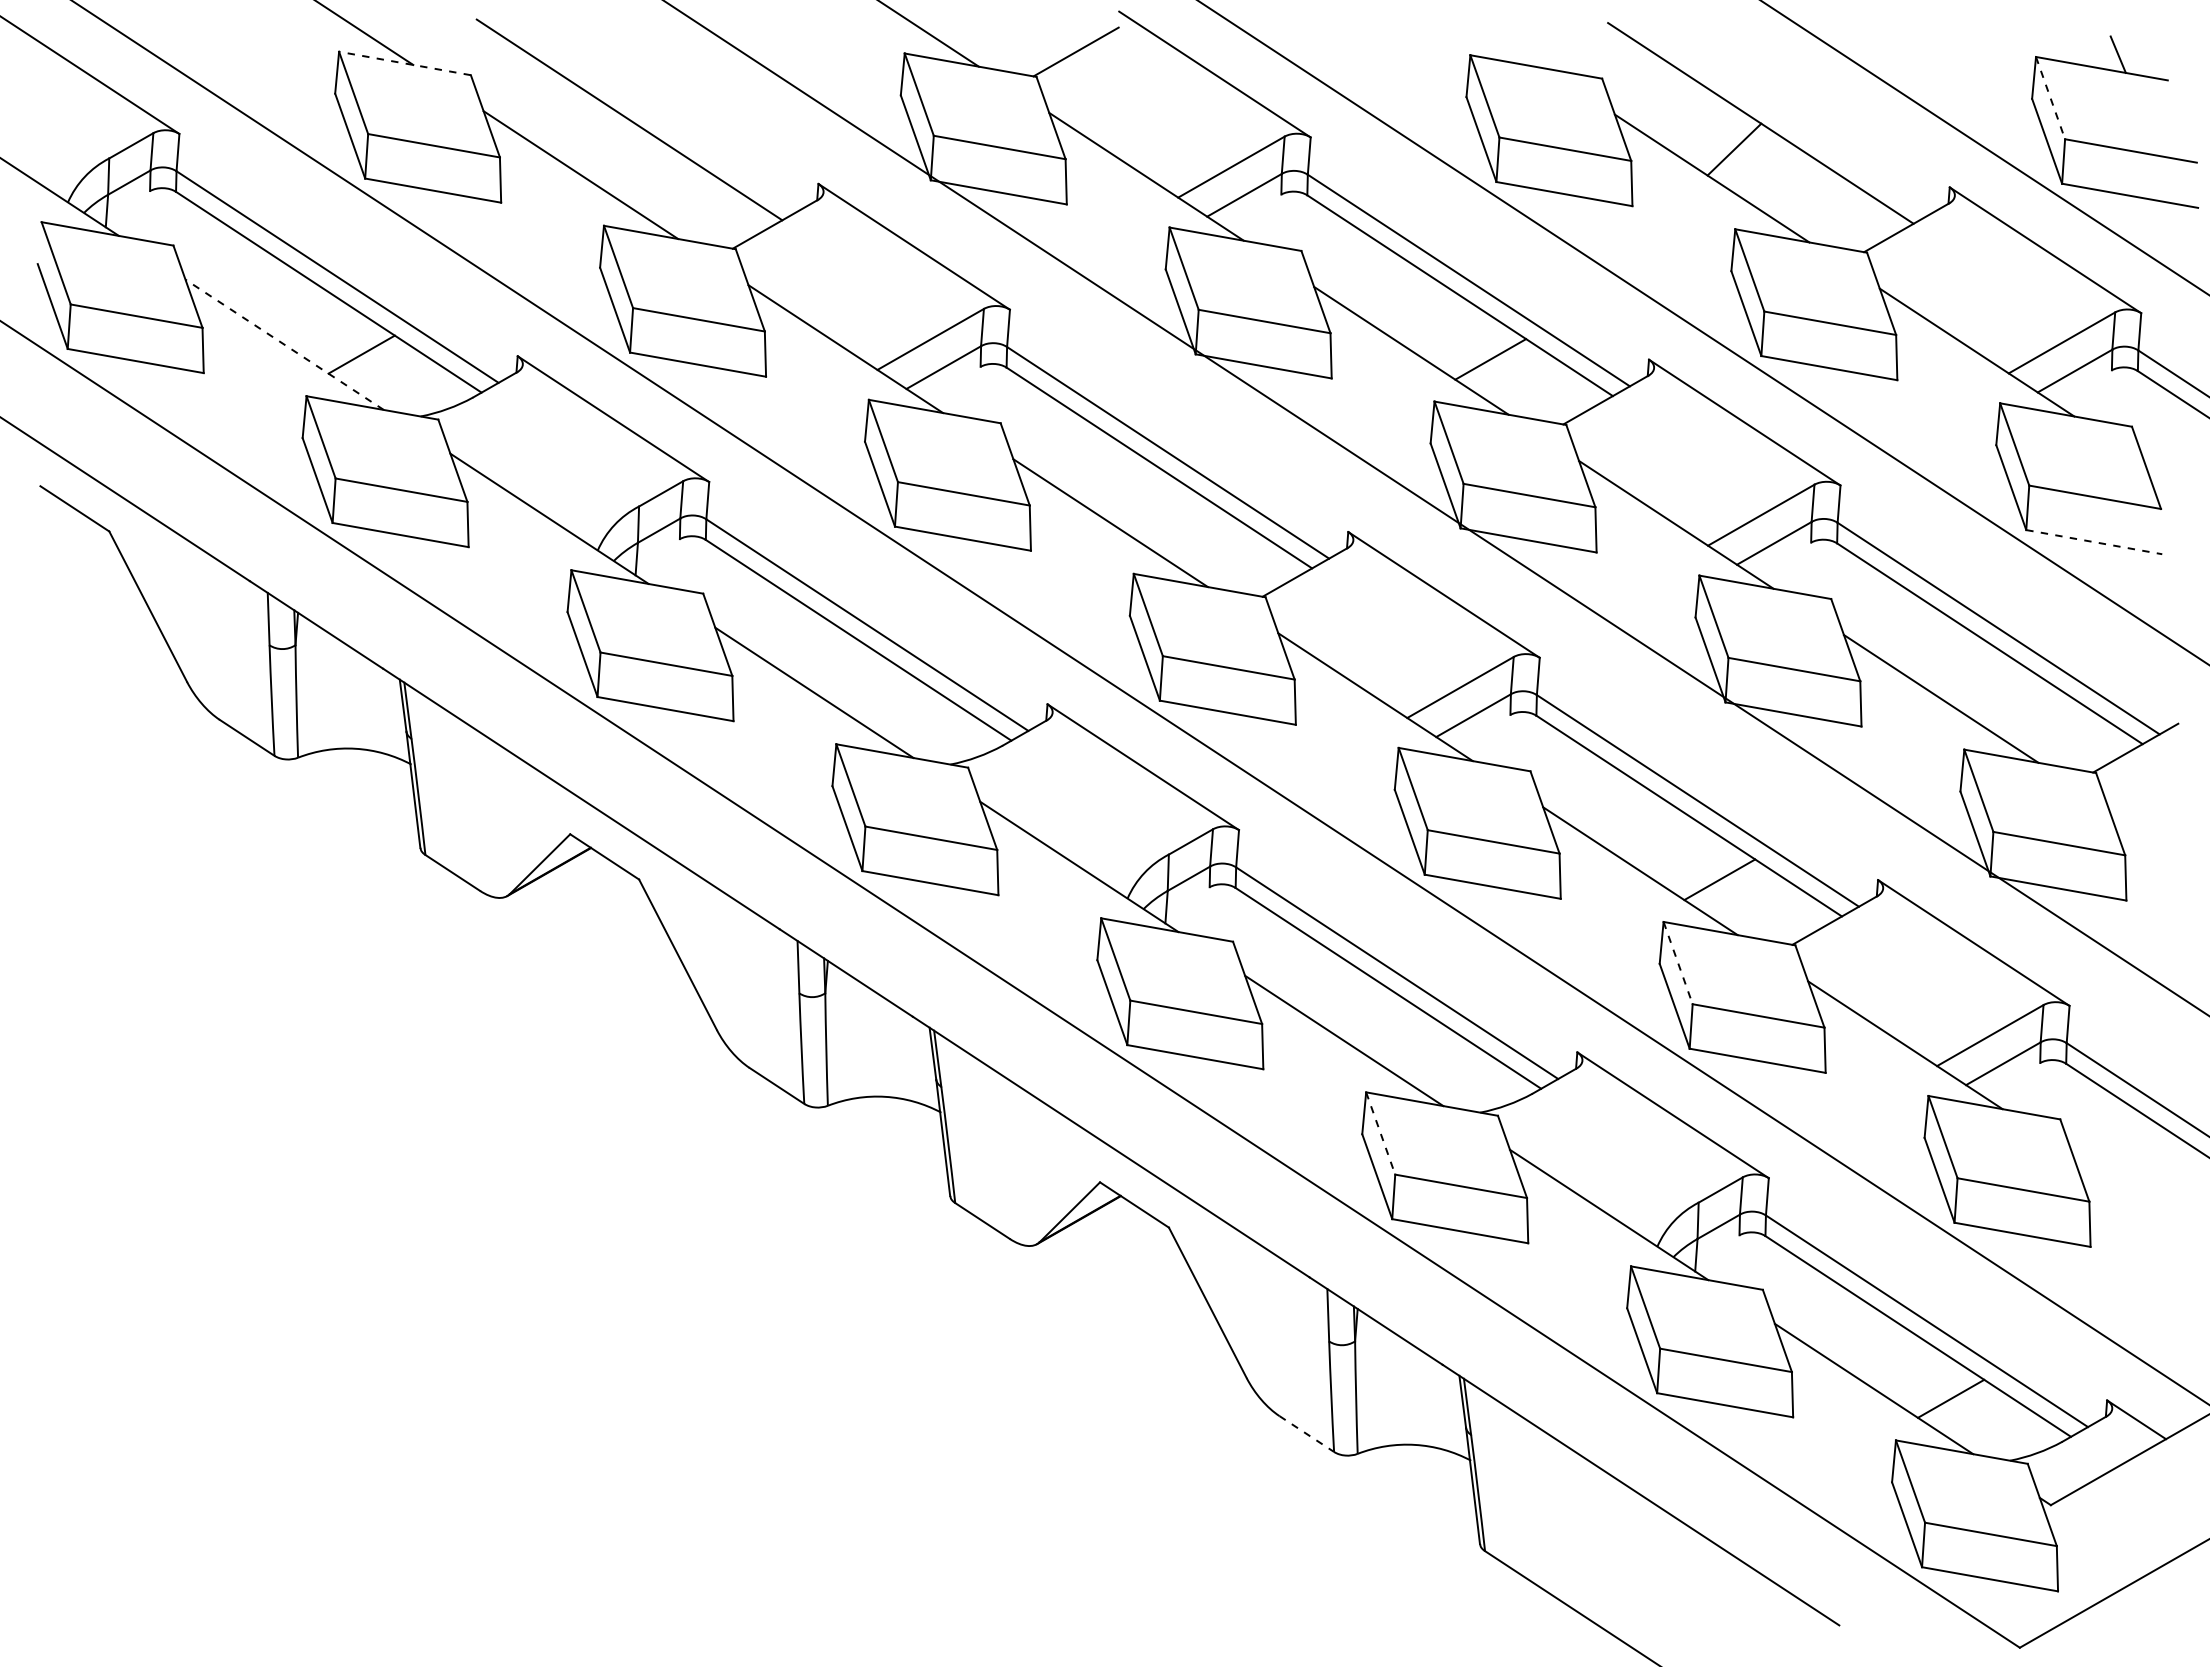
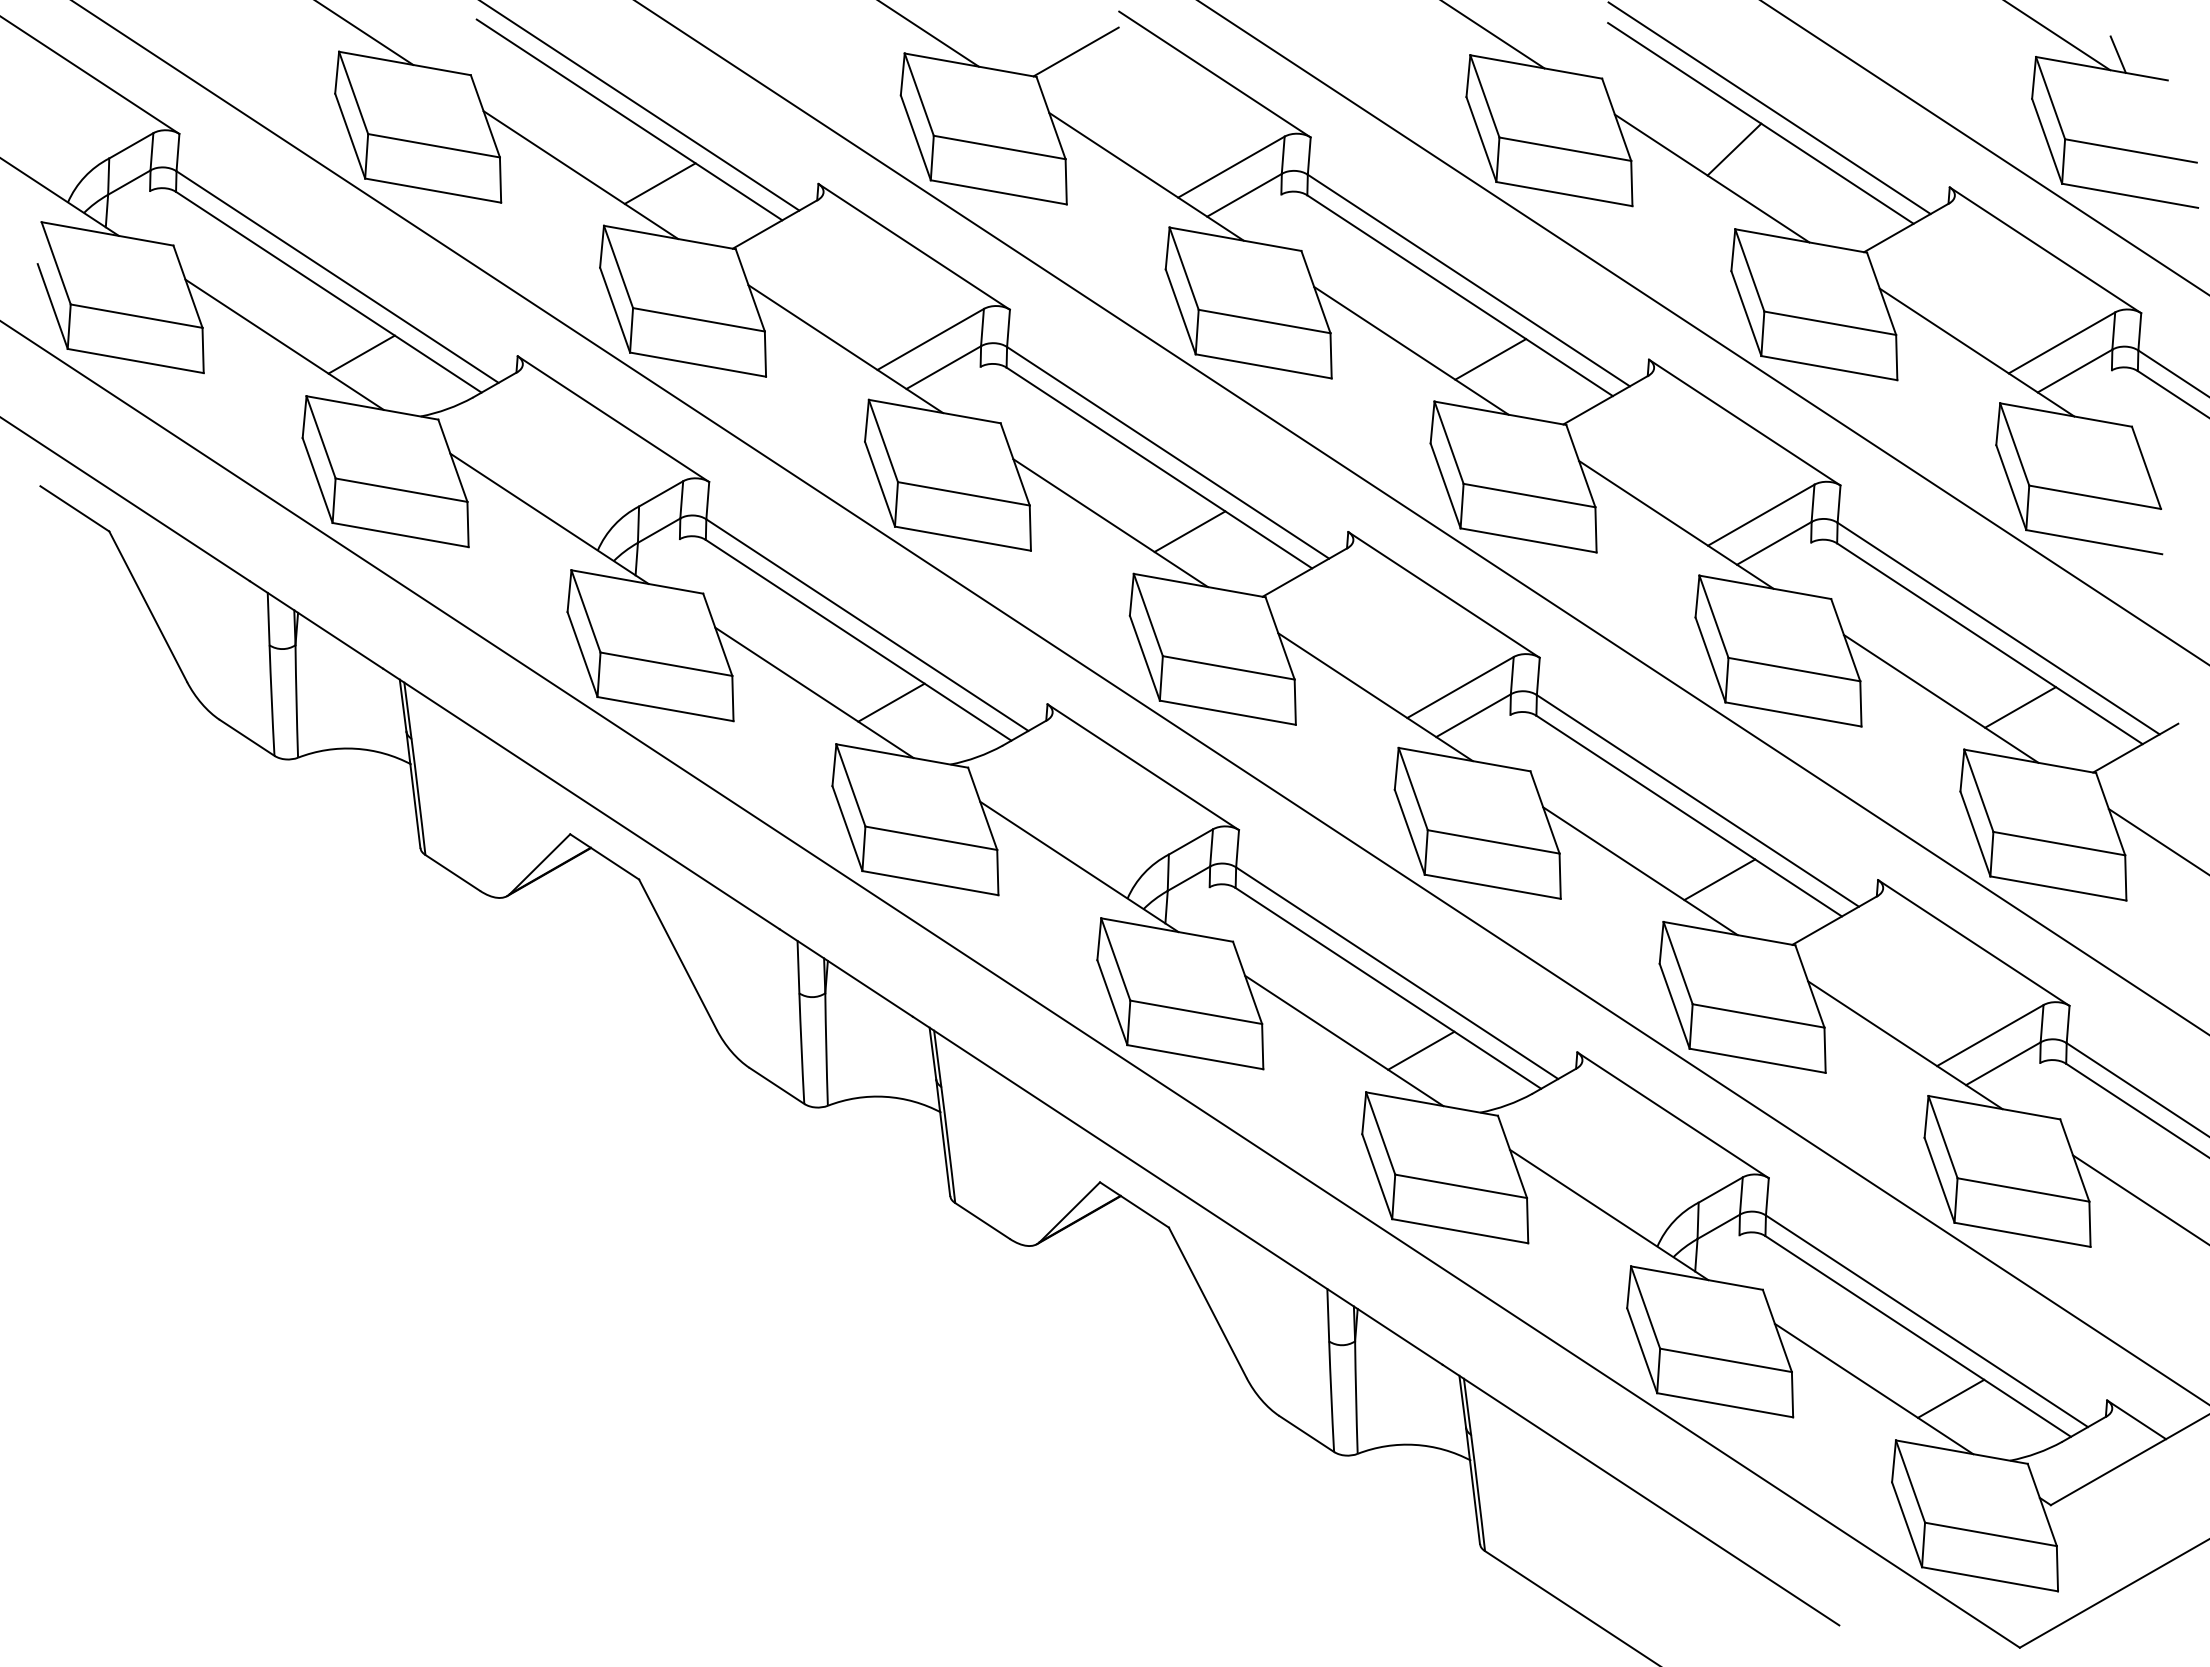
line: none -> present (1493, 35)
line: none -> present (2058, 36)
line: dashed -> solid (405, 63)
line: dashed -> solid (2050, 98)
line: none -> present (640, 106)
line: none -> present (1769, 108)
line: none -> present (659, 183)
line: dashed -> solid (284, 344)
line position: (1435, 508) -> (1421, 517) (1421, 517)
line: none -> present (1189, 531)
line: dashed -> solid (2094, 542)
line: none -> present (891, 702)
line: none -> present (2020, 707)
line: none -> present (2157, 841)
line: dashed -> solid (1678, 963)
line: none -> present (1421, 1050)
line: dashed -> solid (1380, 1133)
line: none -> present (2139, 1198)
line: dashed -> solid (1306, 1434)
